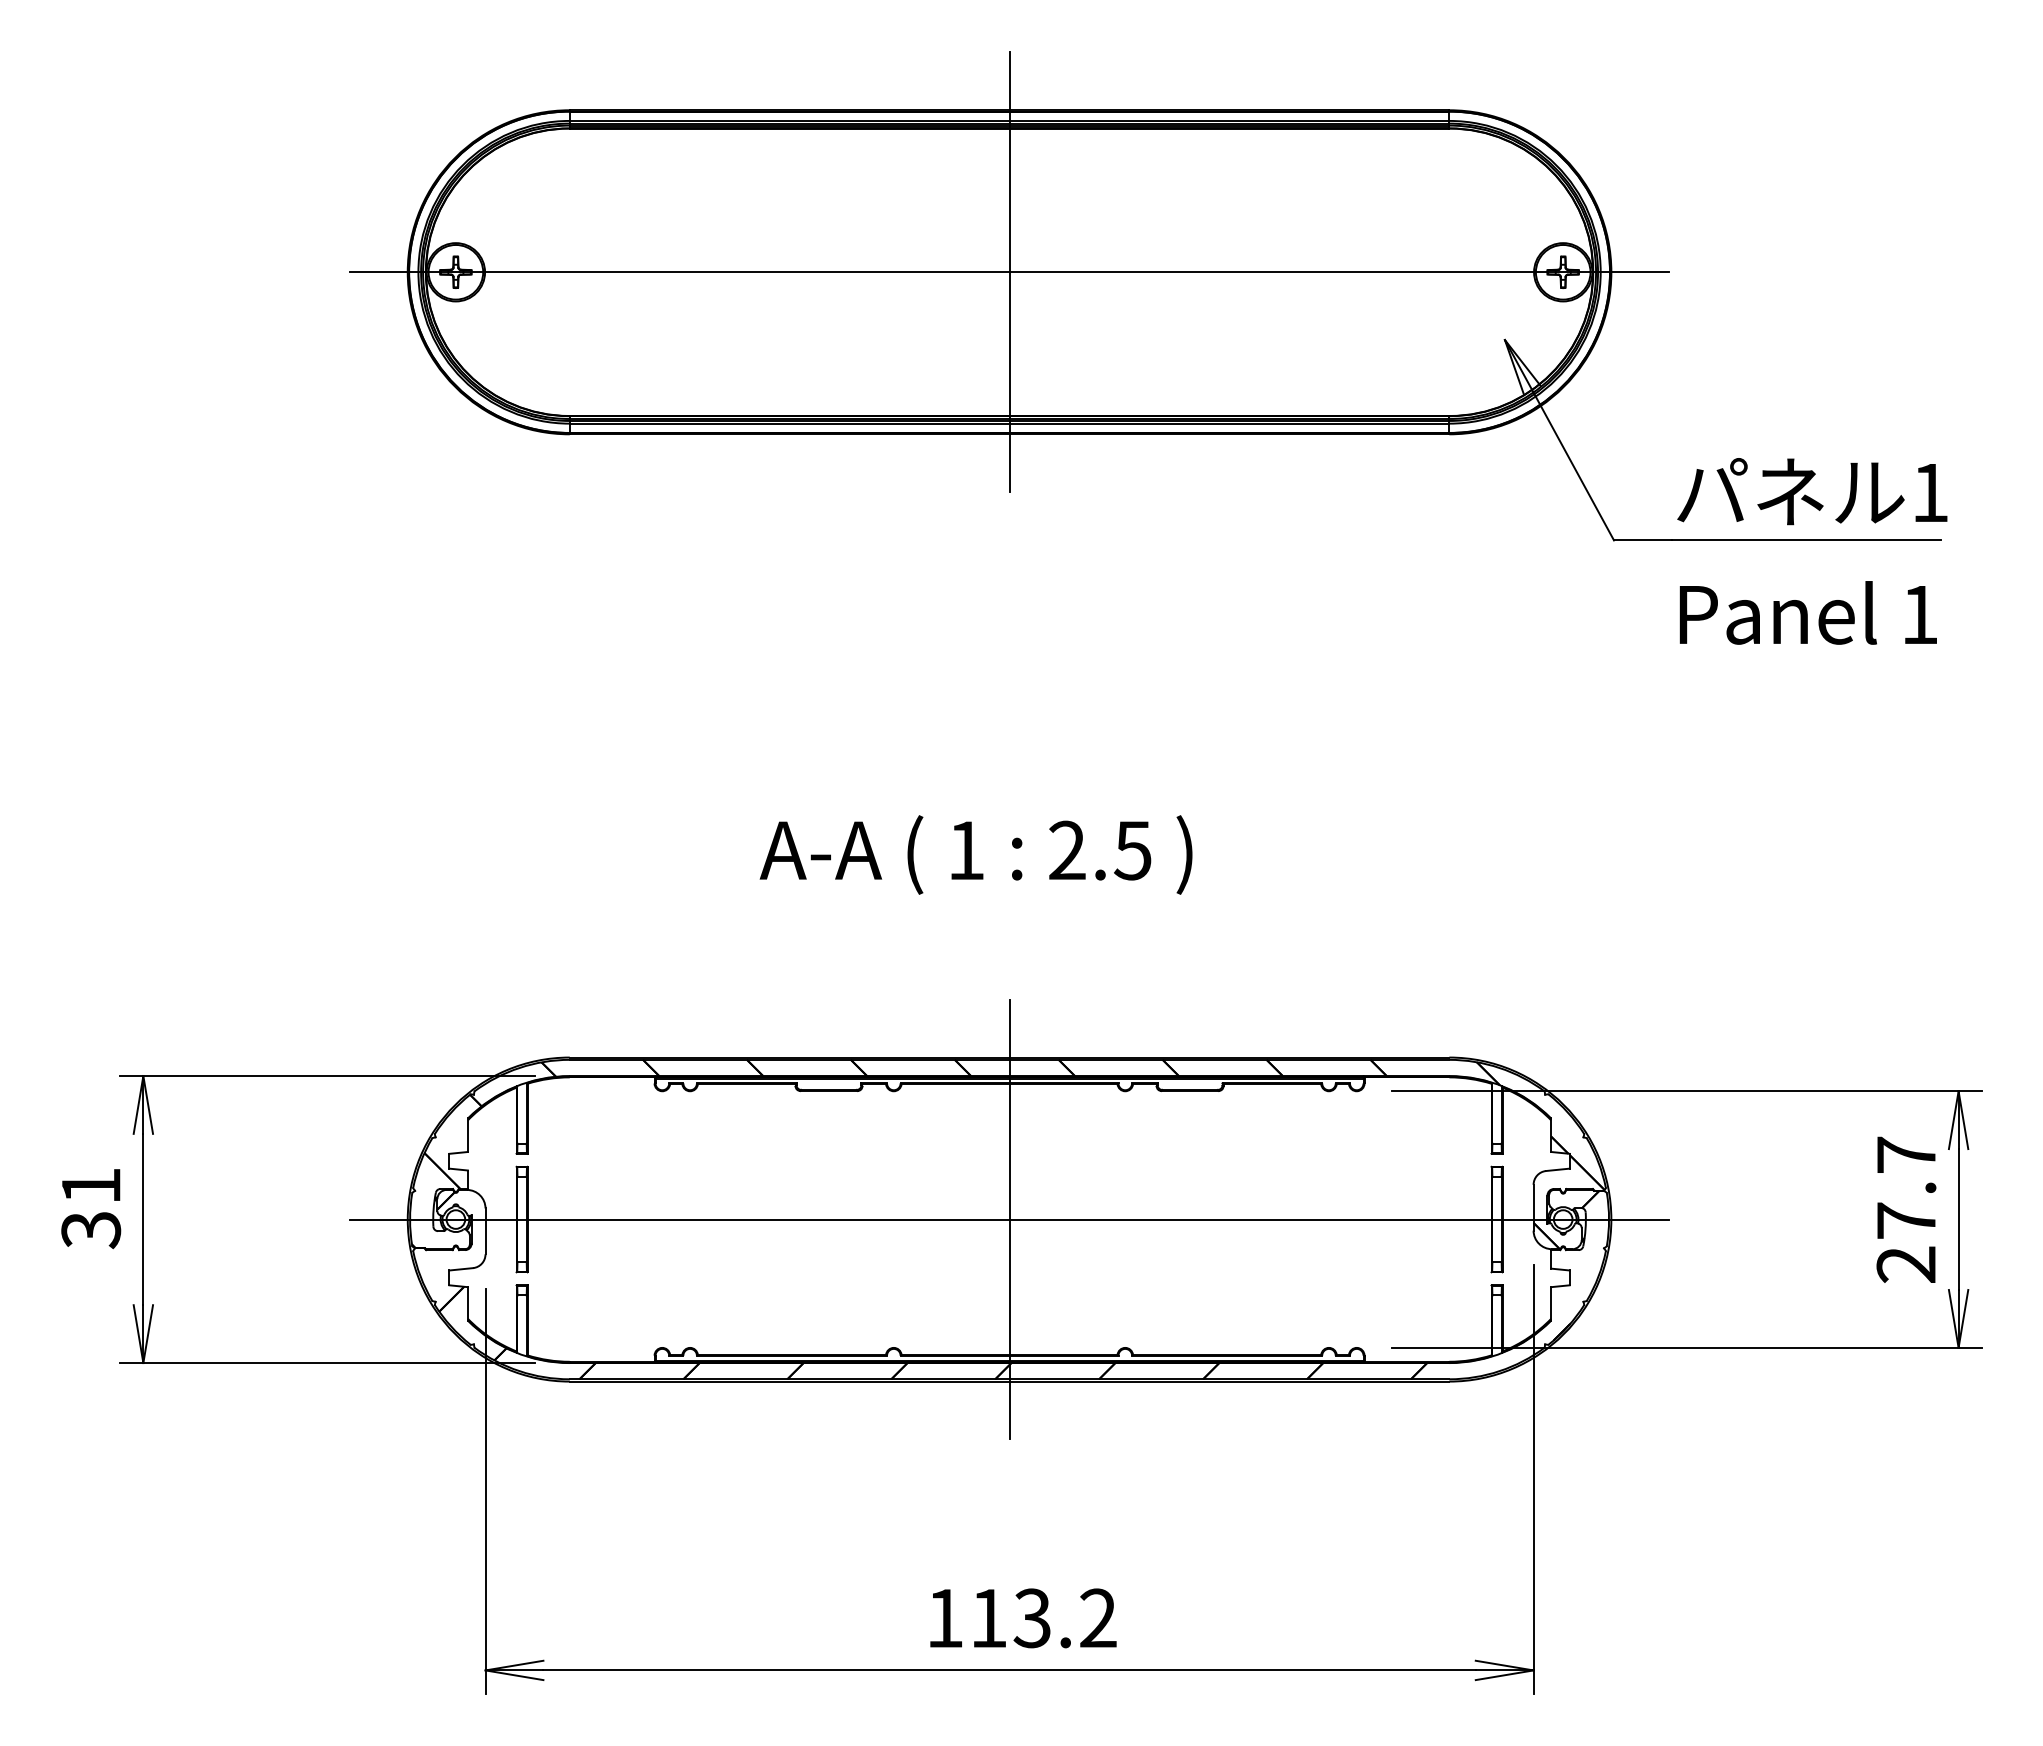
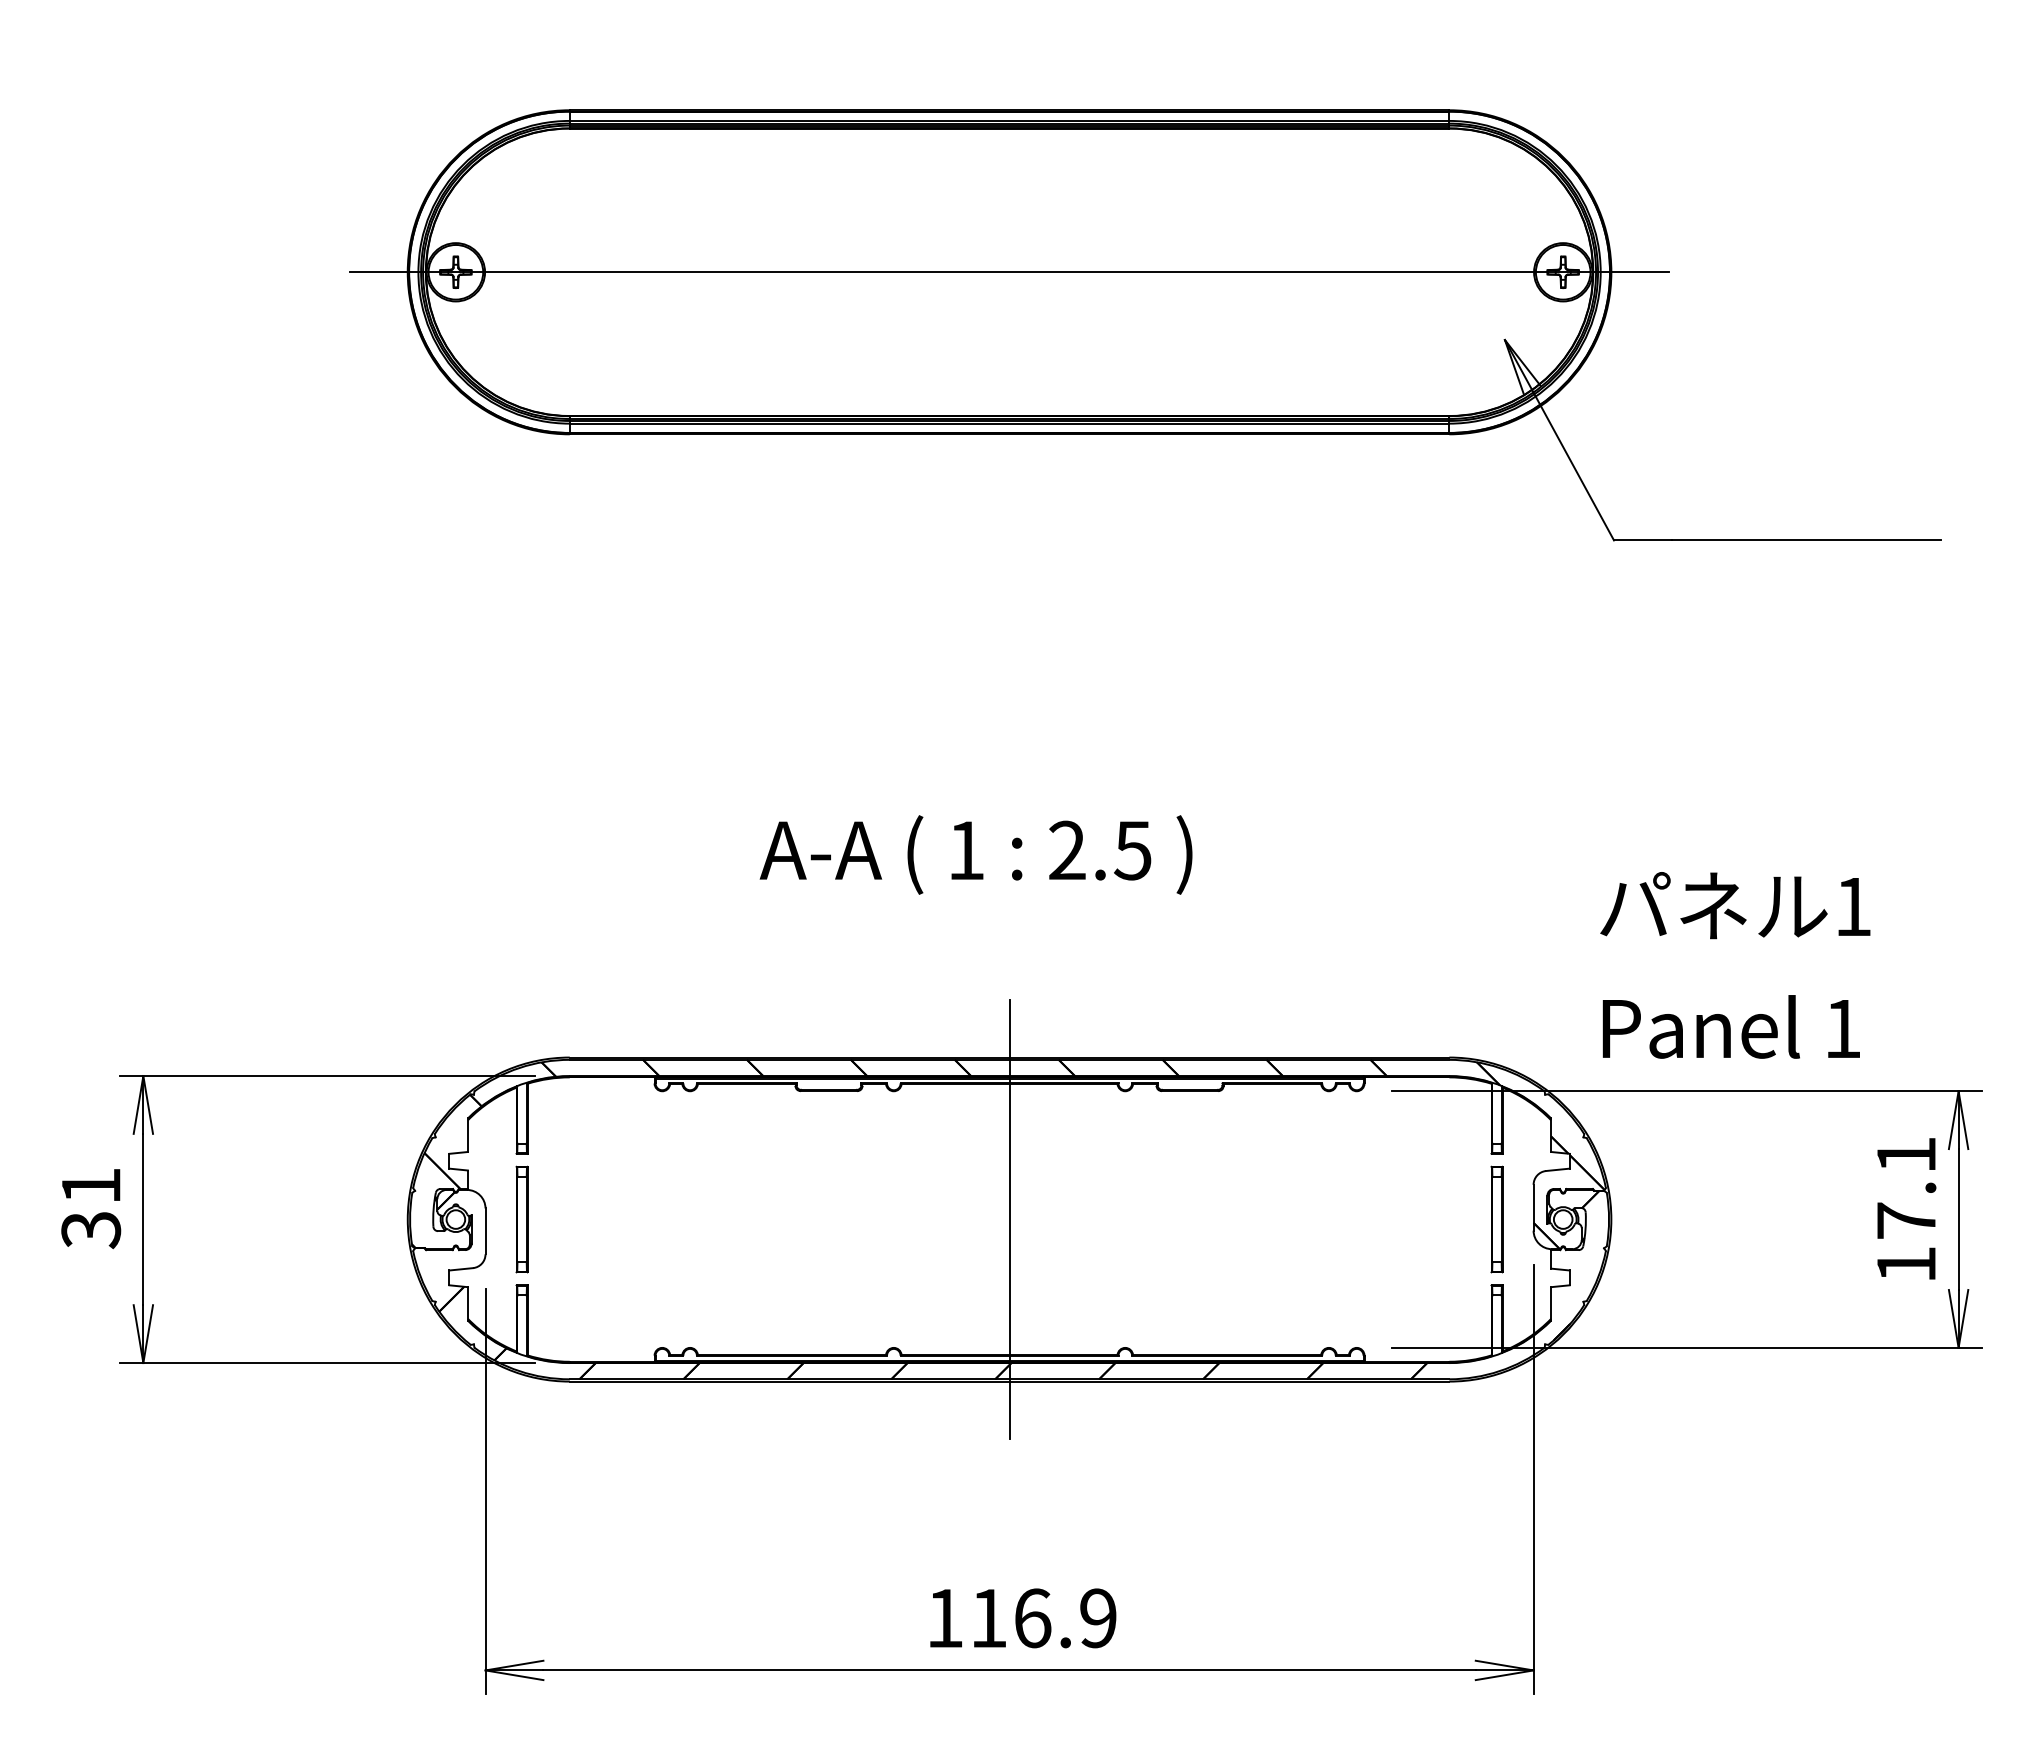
line: present -> none (1009, 272)
text position: (1812, 551) -> (1735, 965) (1735, 965)
text: 27.7 -> 17.1 (1905, 1209)
line: present -> none (1009, 1219)
text: 113.2 -> 116.9 (1064, 1618)
